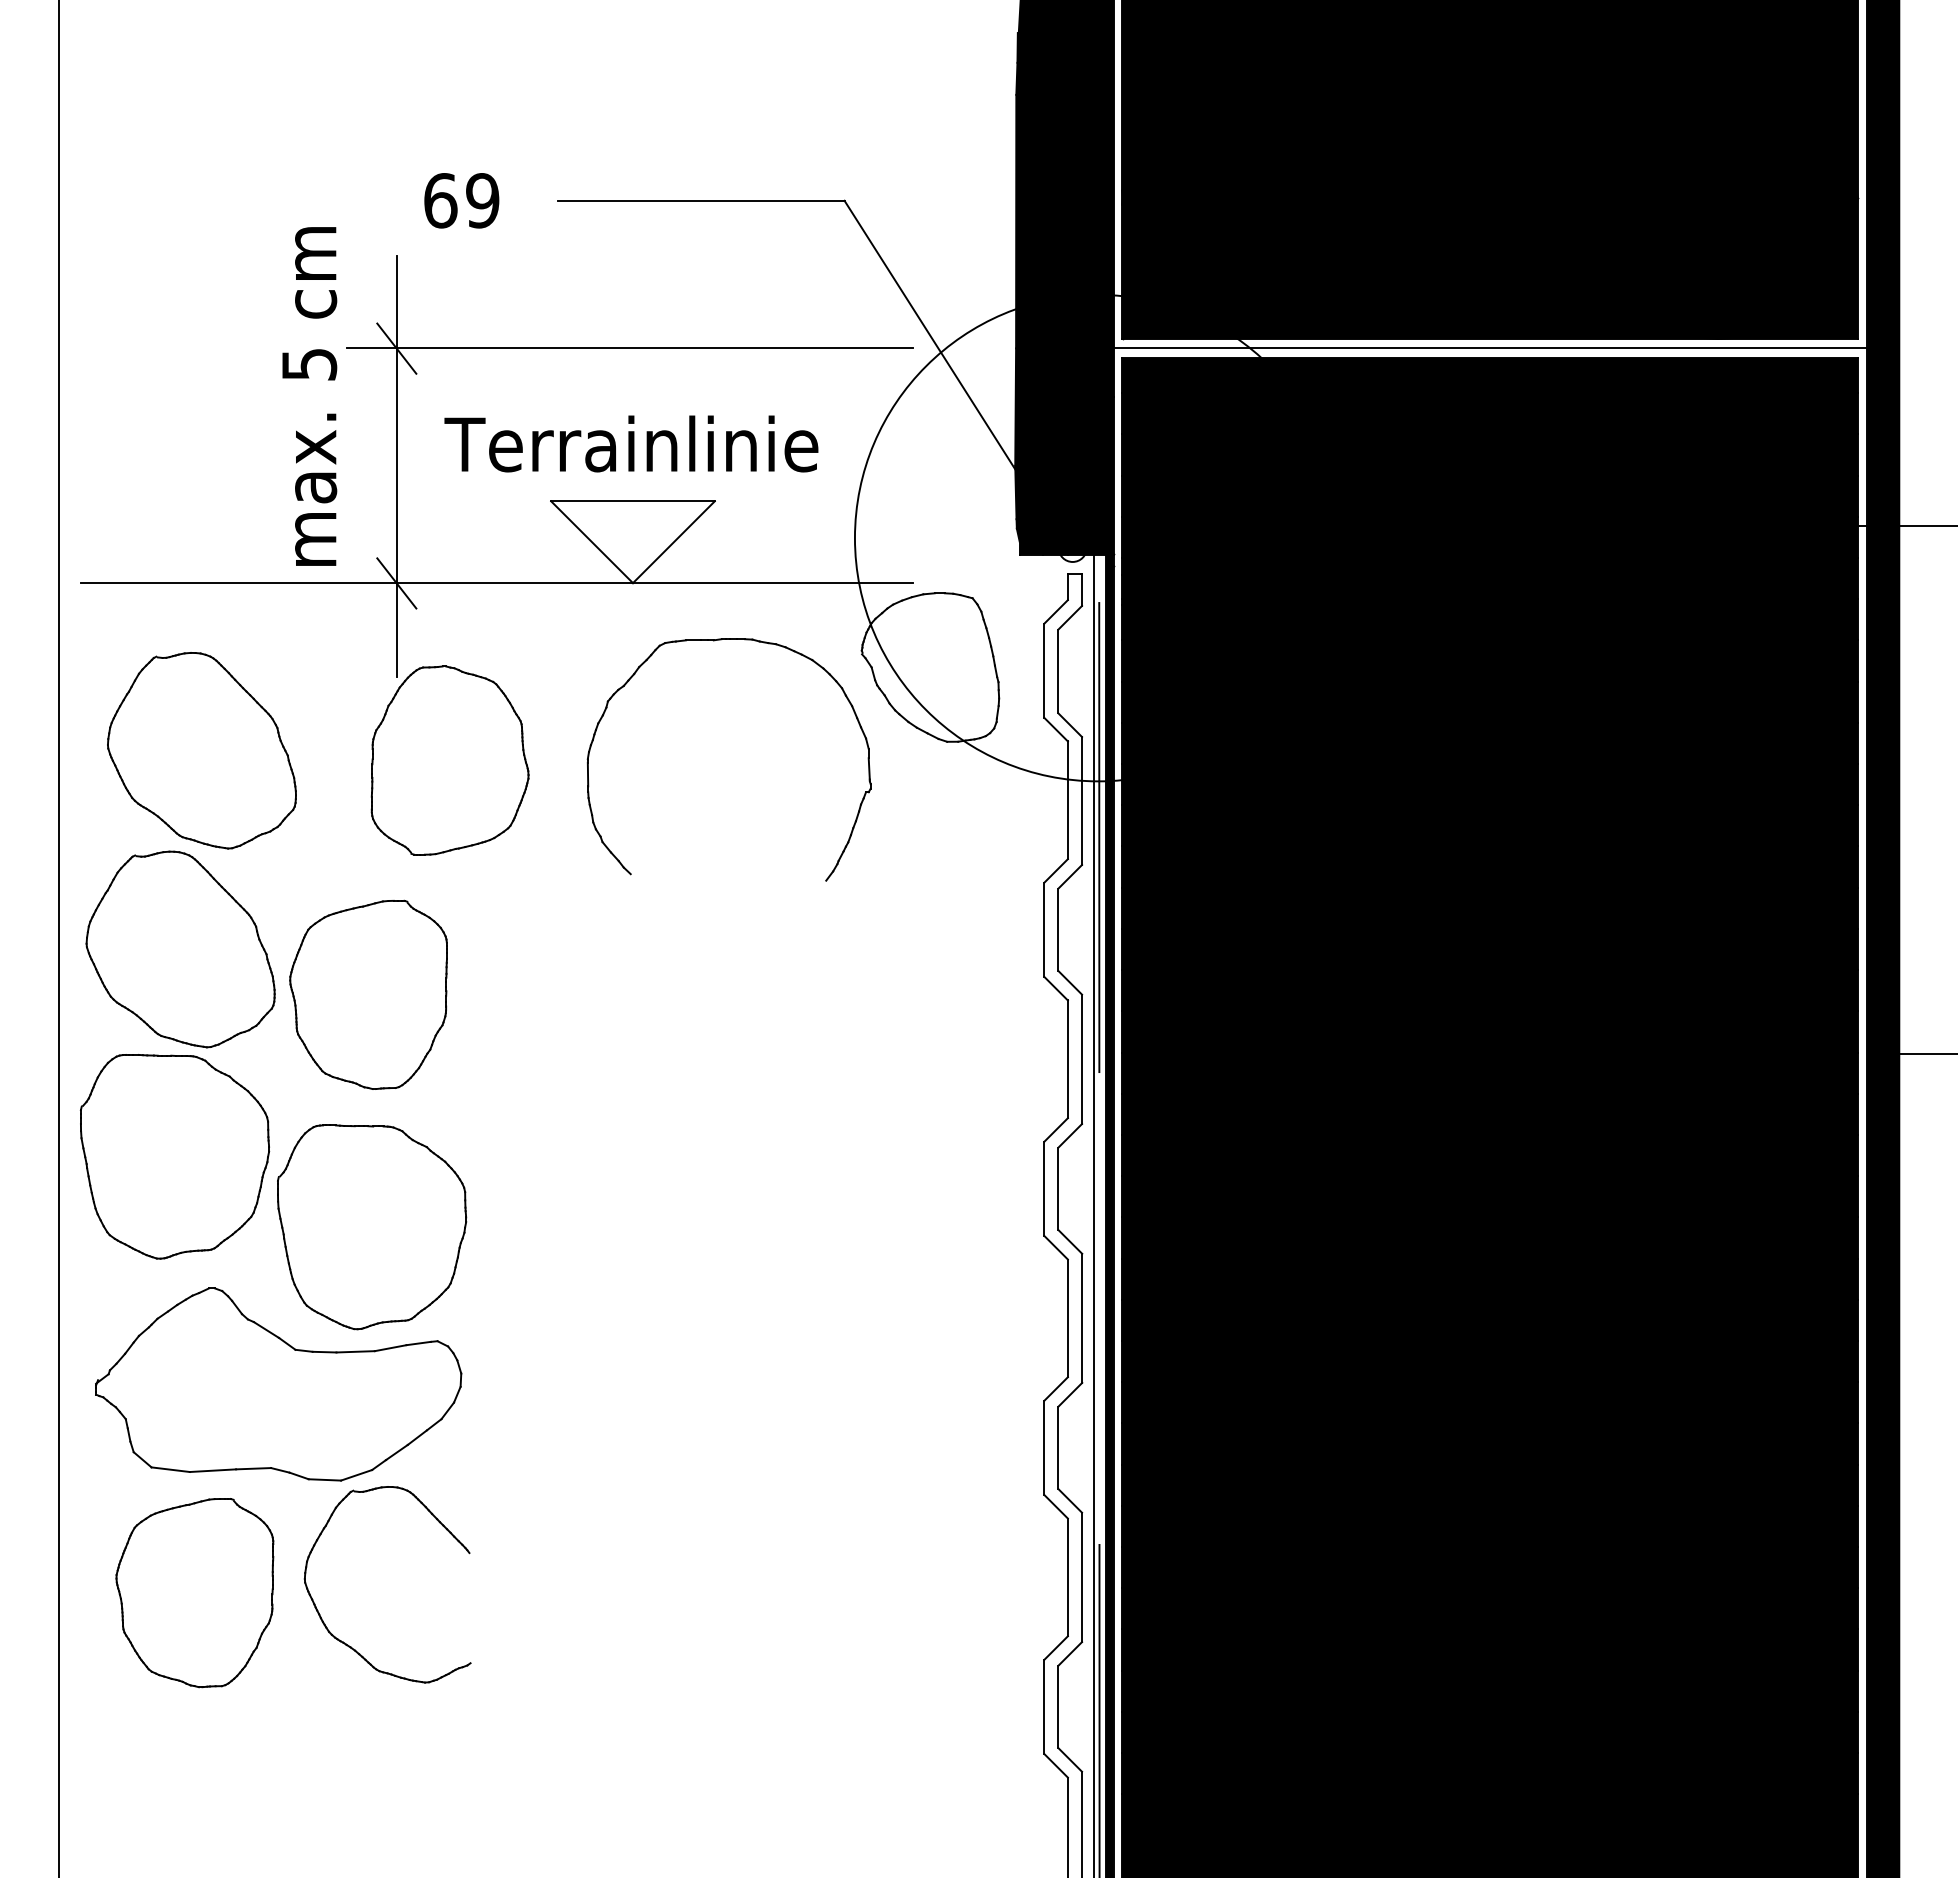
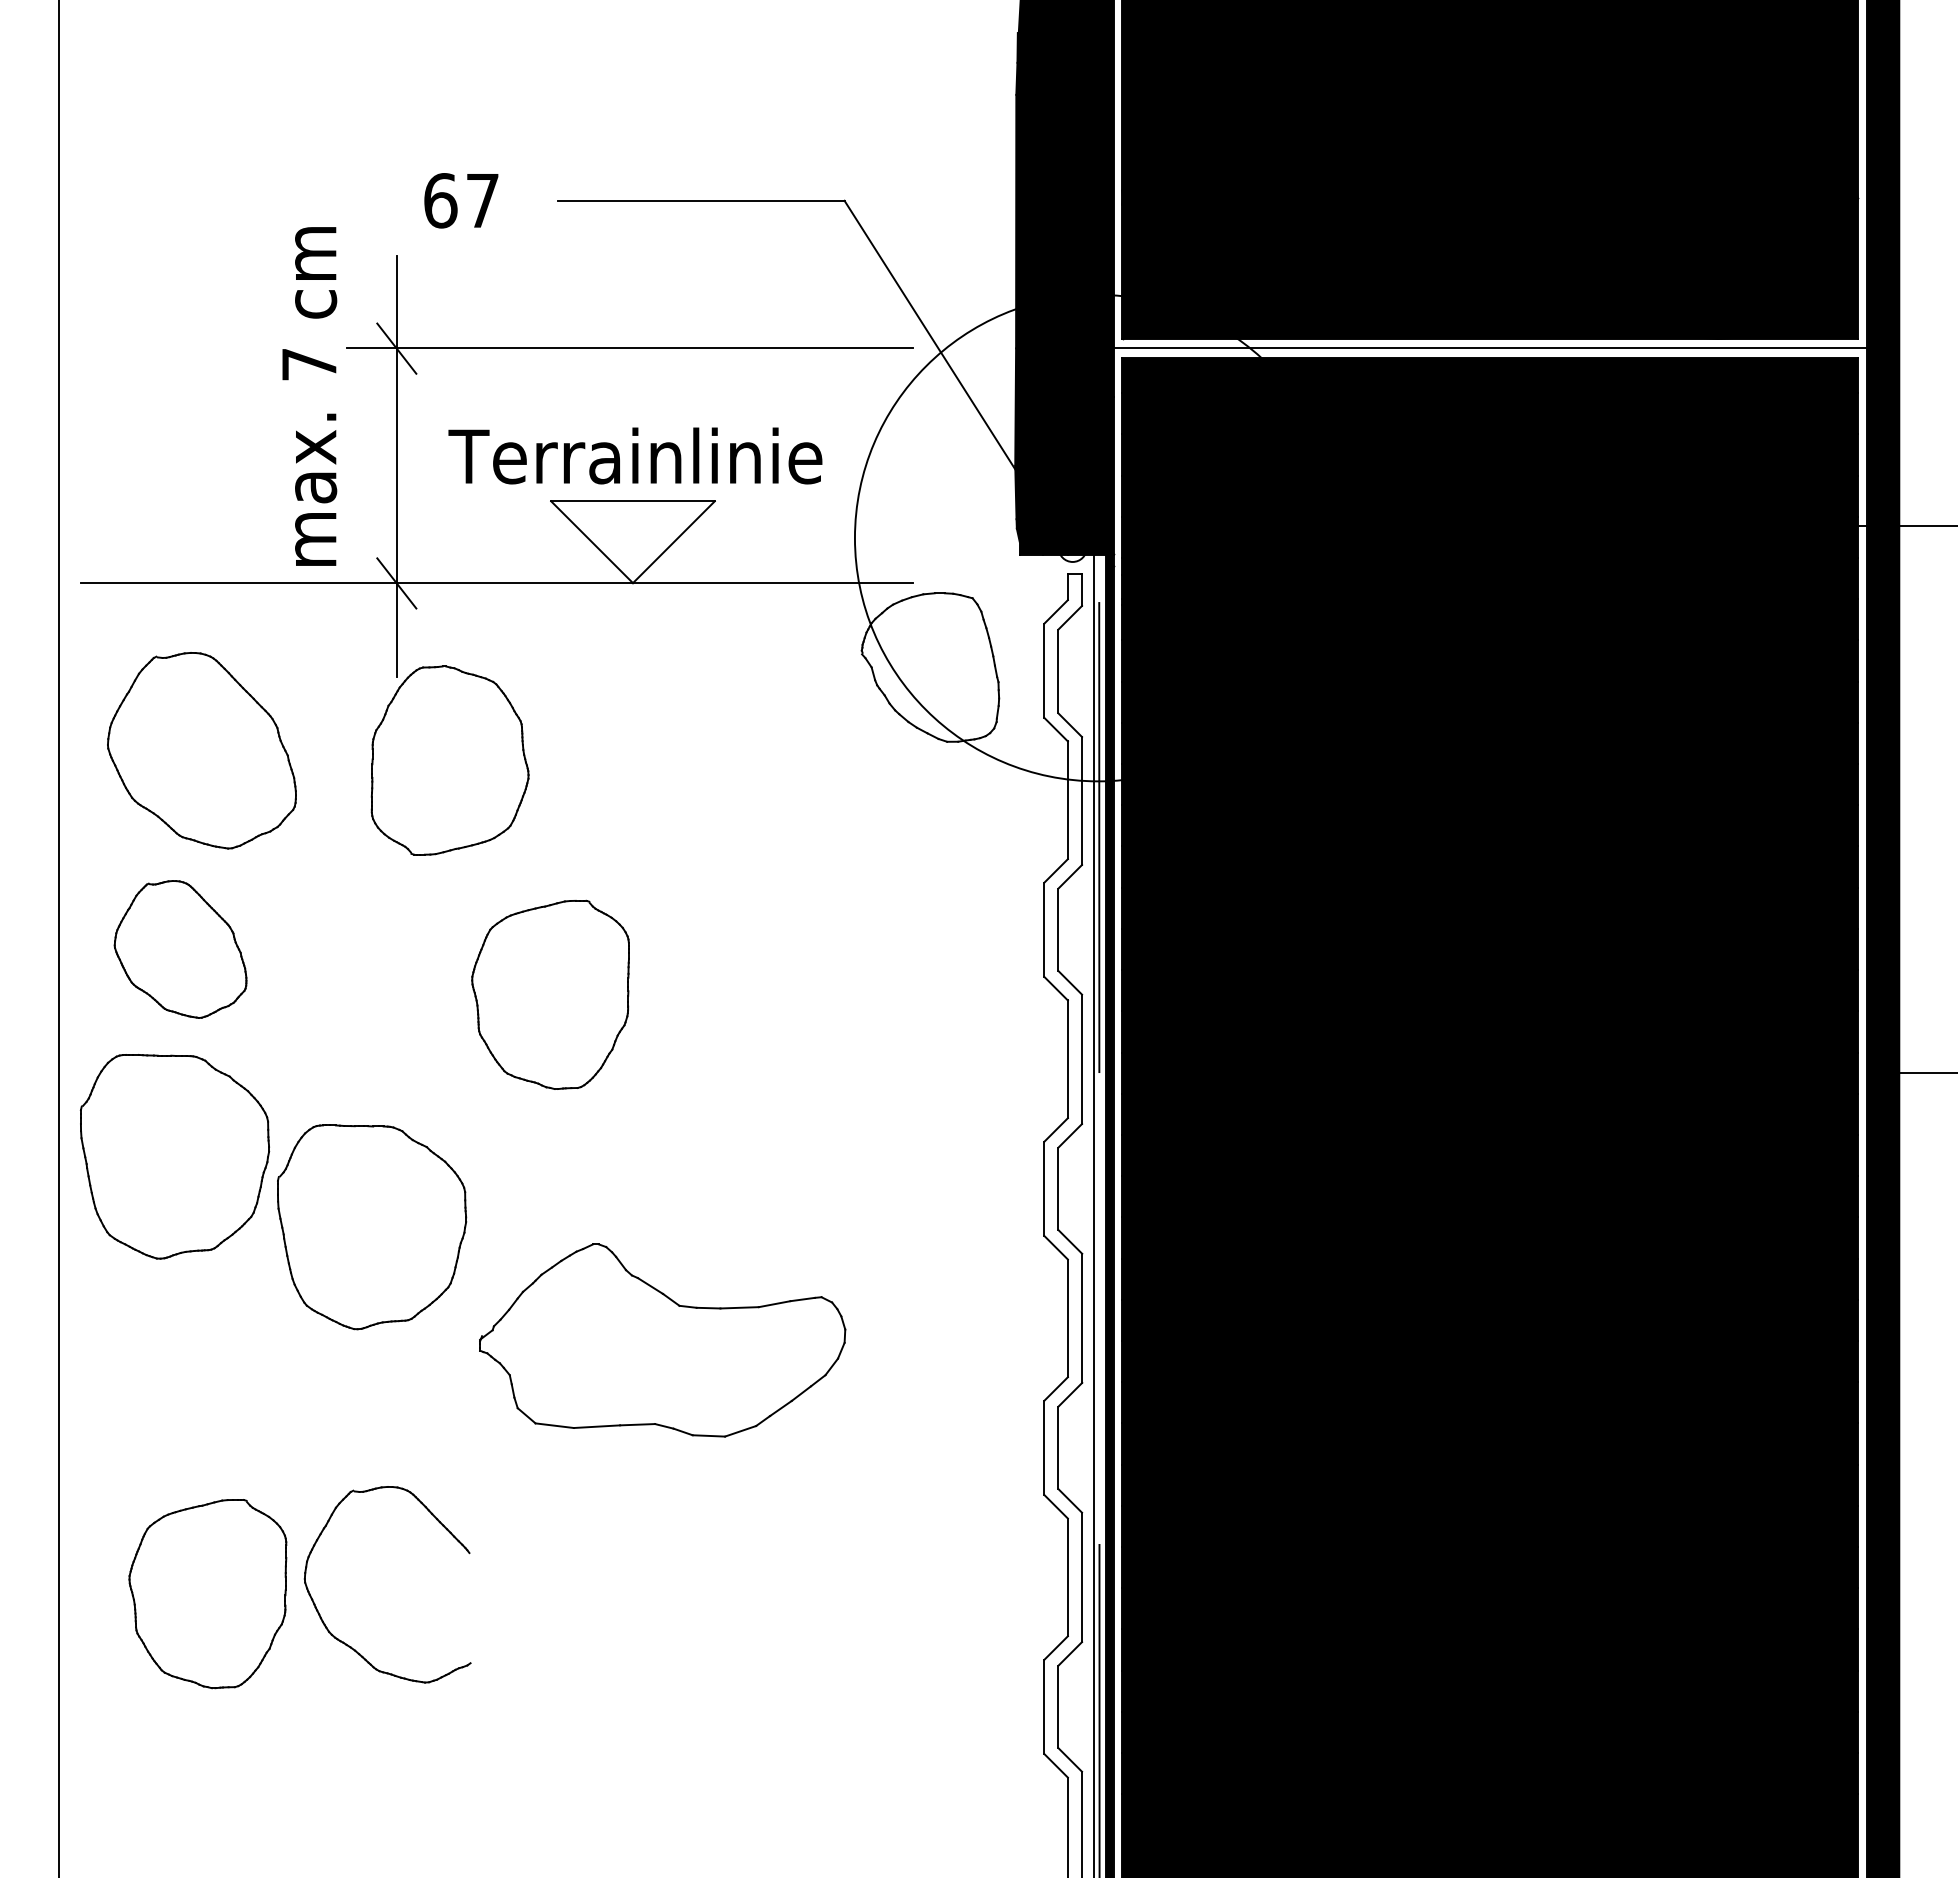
text: 69 -> 67 (482, 200)
text: 5 -> 7 (309, 364)
text position: (631, 443) -> (635, 455) (635, 455)
part: present -> none (714, 641)
part size: 191x199 px -> 135x139 px (180, 949)
part position: (368, 994) -> (550, 994) (550, 994)
line position: (1926, 1054) -> (1926, 1073) (1926, 1073)
part position: (278, 1384) -> (662, 1340) (662, 1340)
part position: (194, 1593) -> (207, 1594) (207, 1594)
